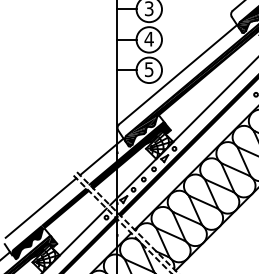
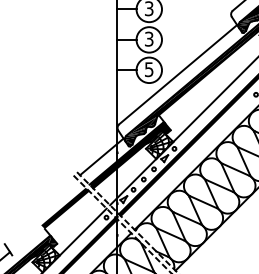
text: 4 -> 3 (148, 38)
line: present -> none (40, 207)
fill: present -> none (27, 242)
